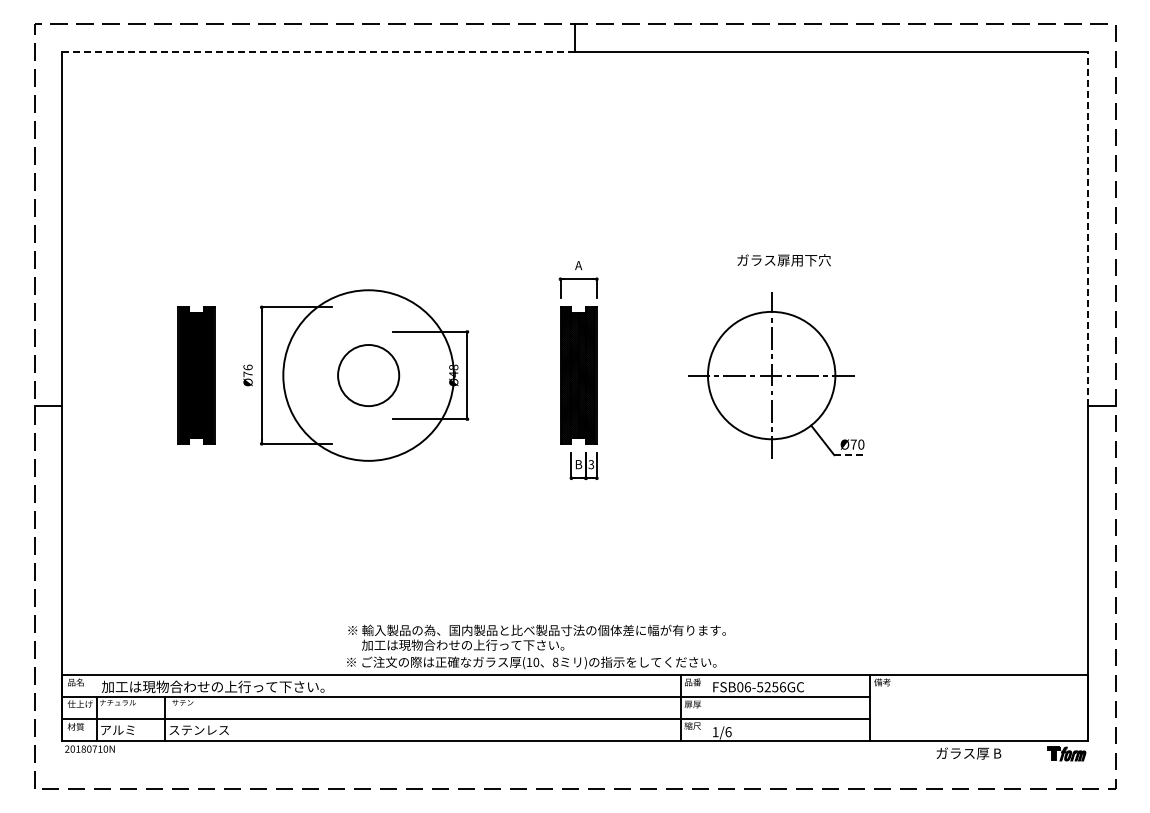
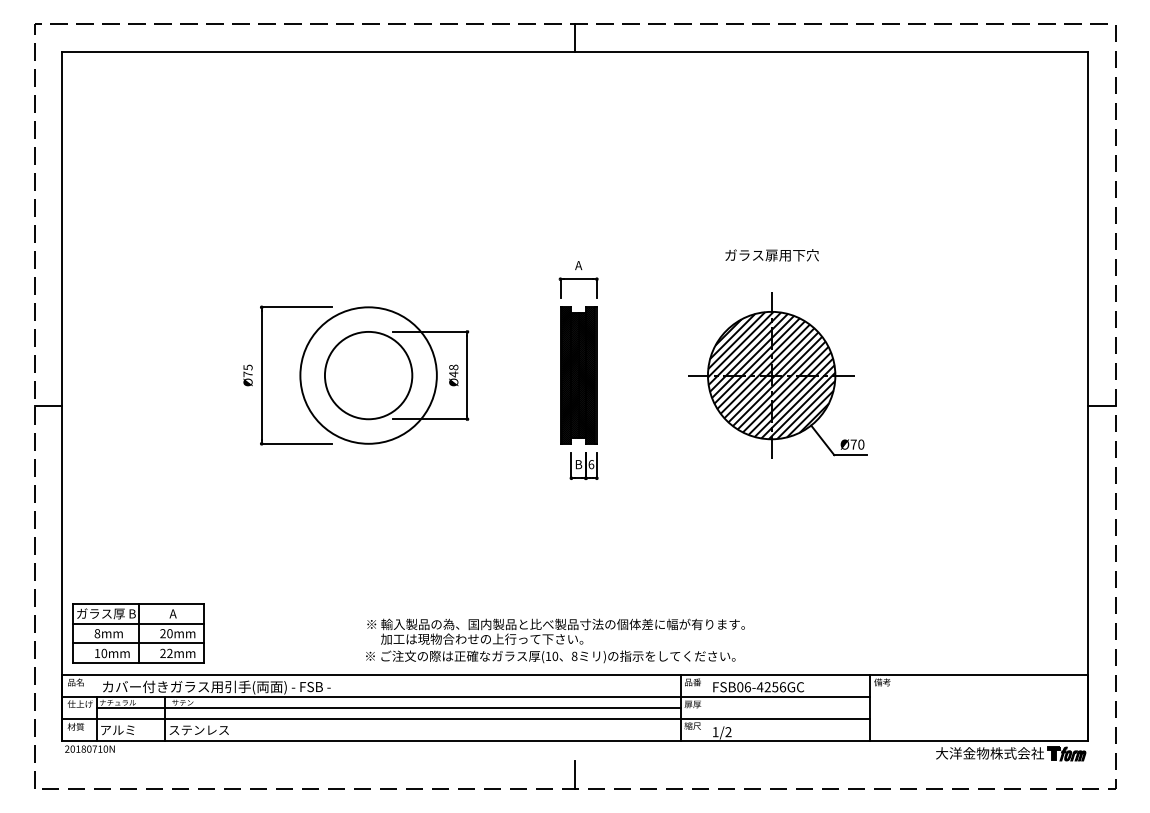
line: dashed -> solid (318, 52)
line: dashed -> solid (1087, 228)
text position: (783, 260) -> (771, 255) (771, 255)
text: Ø76 -> Ø75 (247, 367)
part: present -> none (196, 375)
circle diameter: 171 px -> 136 px (368, 375)
circle diameter: 61 px -> 87 px (368, 375)
hatch: none -> present (771, 375)
line: dashed -> solid (850, 455)
text: 3 -> 6 (591, 464)
part: none -> present (138, 633)
text position: (536, 646) -> (555, 640) (555, 640)
text: 加工は現物合わせの上行って下さい。 -> カバー付きガラス用引手(両面) - FSB - (216, 687)
text: FSB06-5256GC -> FSB06-4256GC (759, 687)
line: none -> present (388, 708)
text: 1/6 -> 1/2 (728, 732)
text: ガラス厚 B -> 大洋金物株式会社 (989, 753)
line: none -> present (575, 774)
